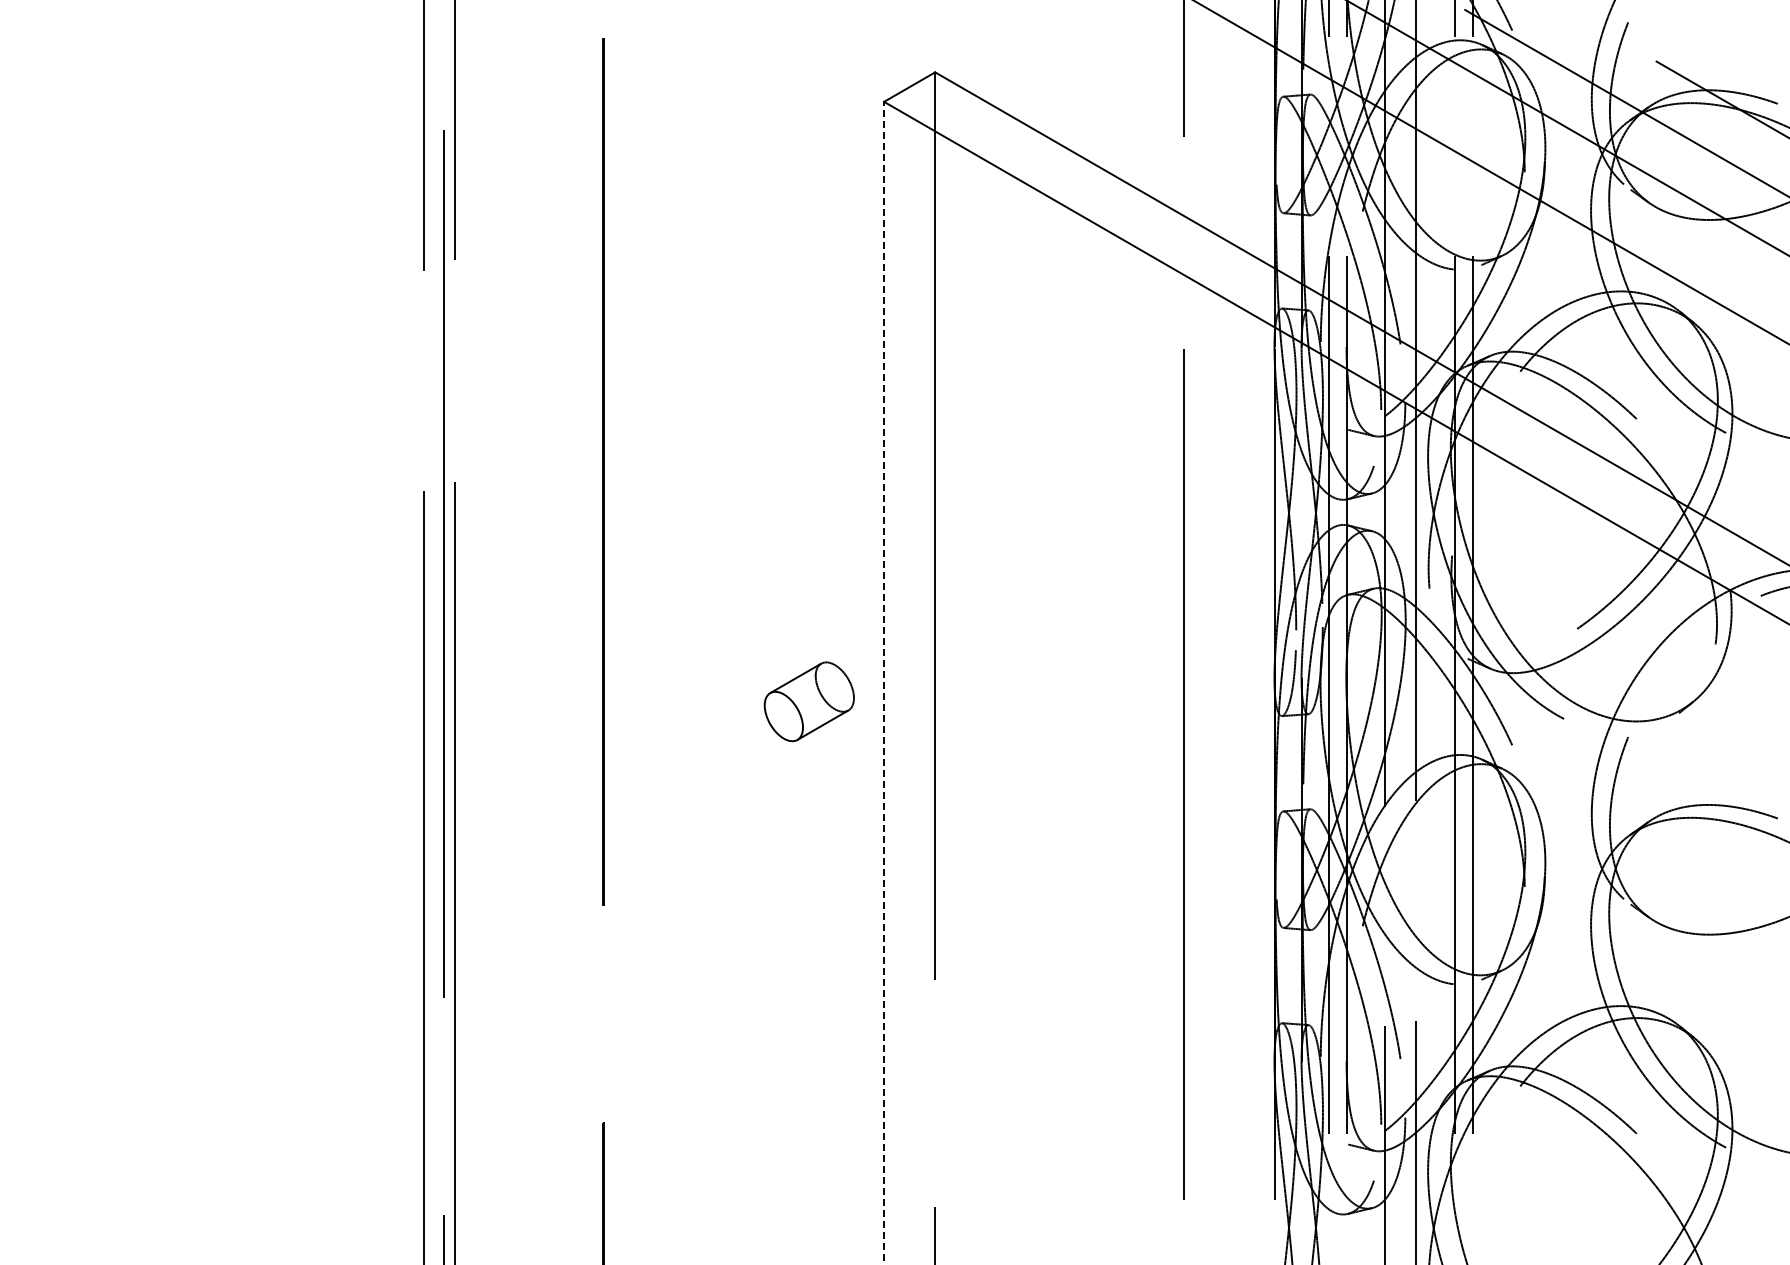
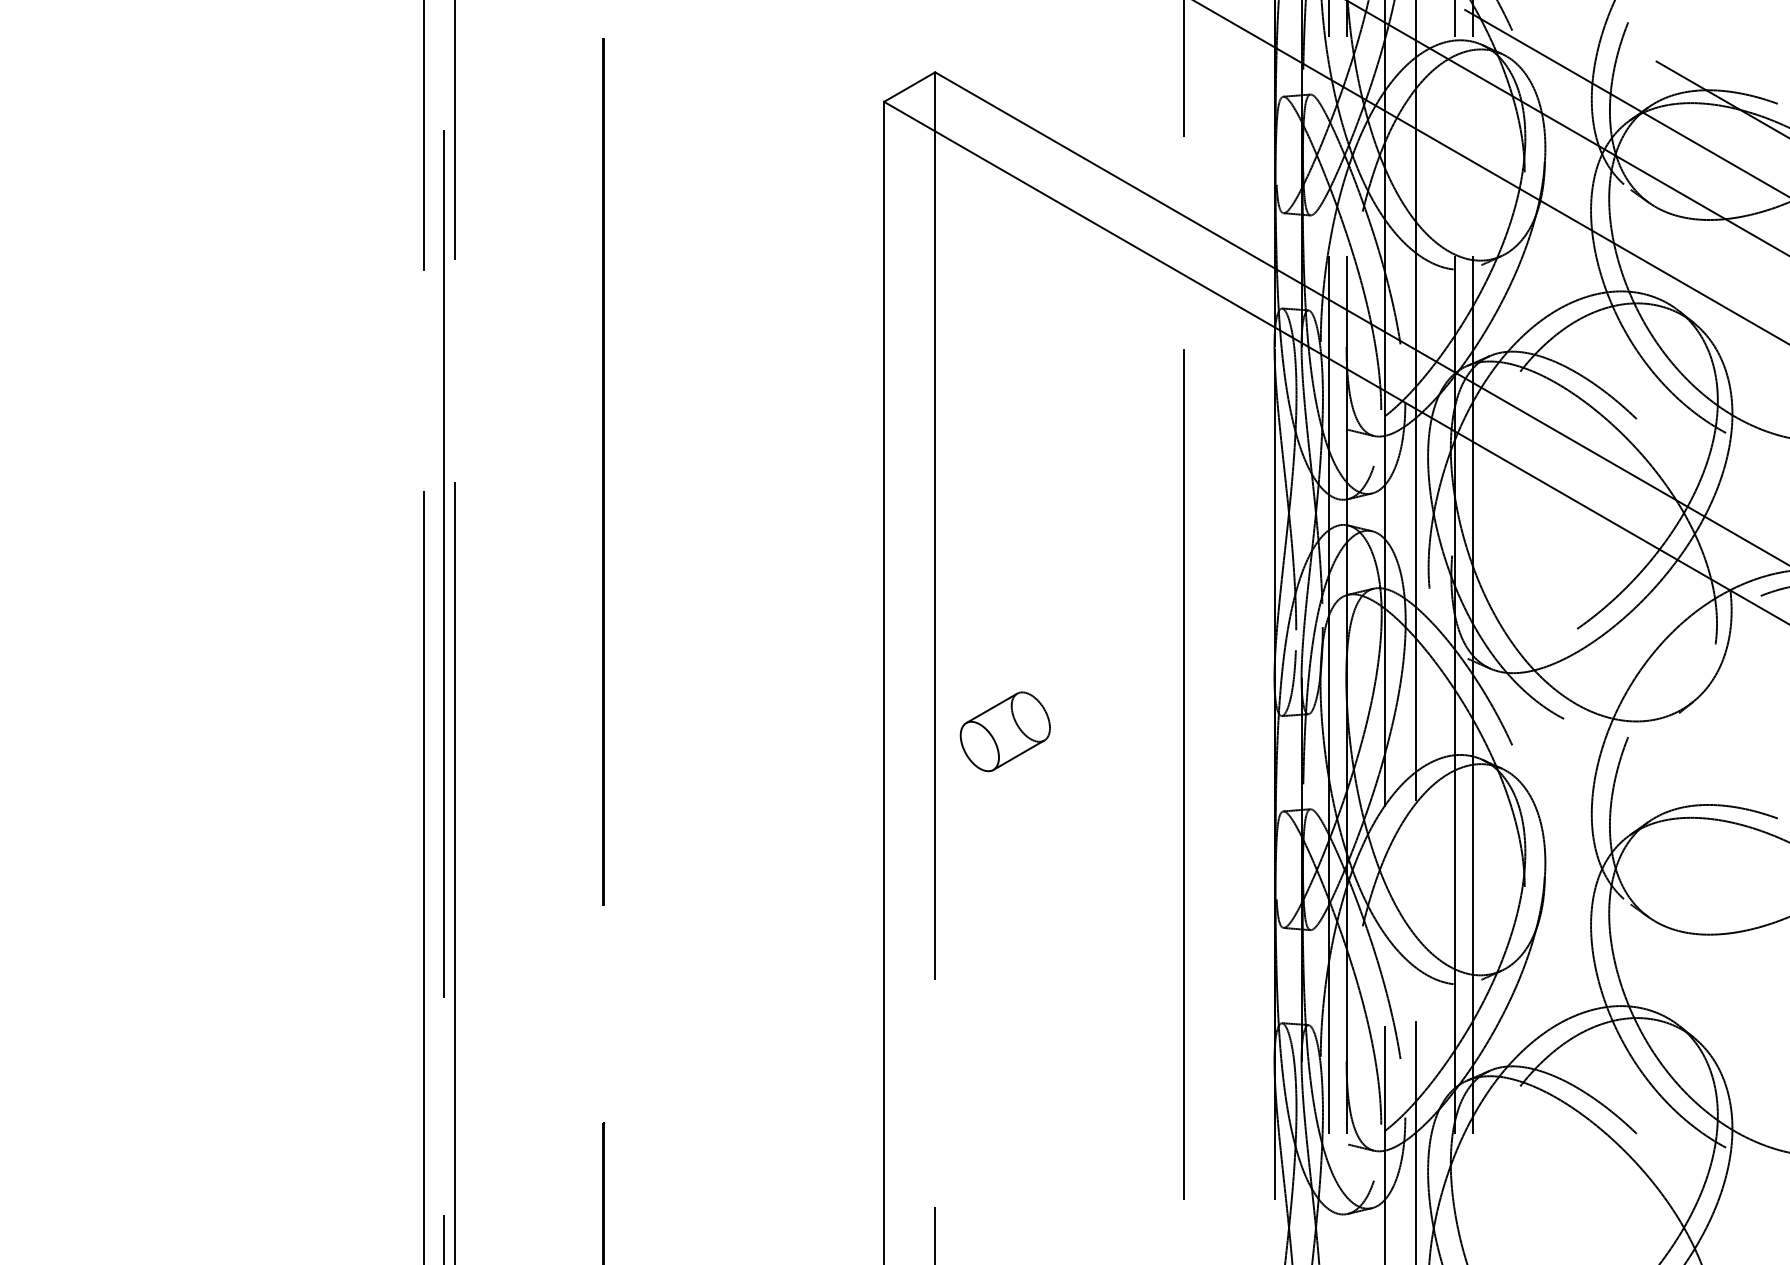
line: dashed -> solid (884, 682)
part position: (808, 701) -> (1004, 731) (1004, 731)
